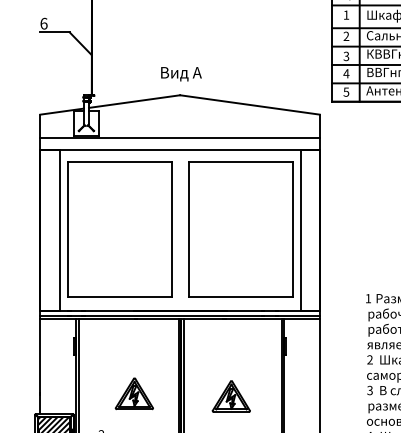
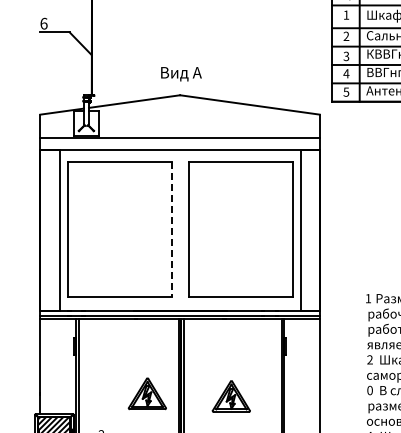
line: solid -> dashed (172, 229)
text: 3 -> 0 (369, 390)
part position: (133, 393) -> (146, 393) (146, 393)
